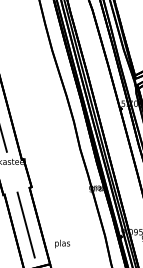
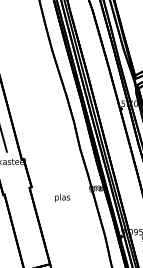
line: present -> none (25, 224)
text position: (62, 243) -> (62, 197) (62, 197)
